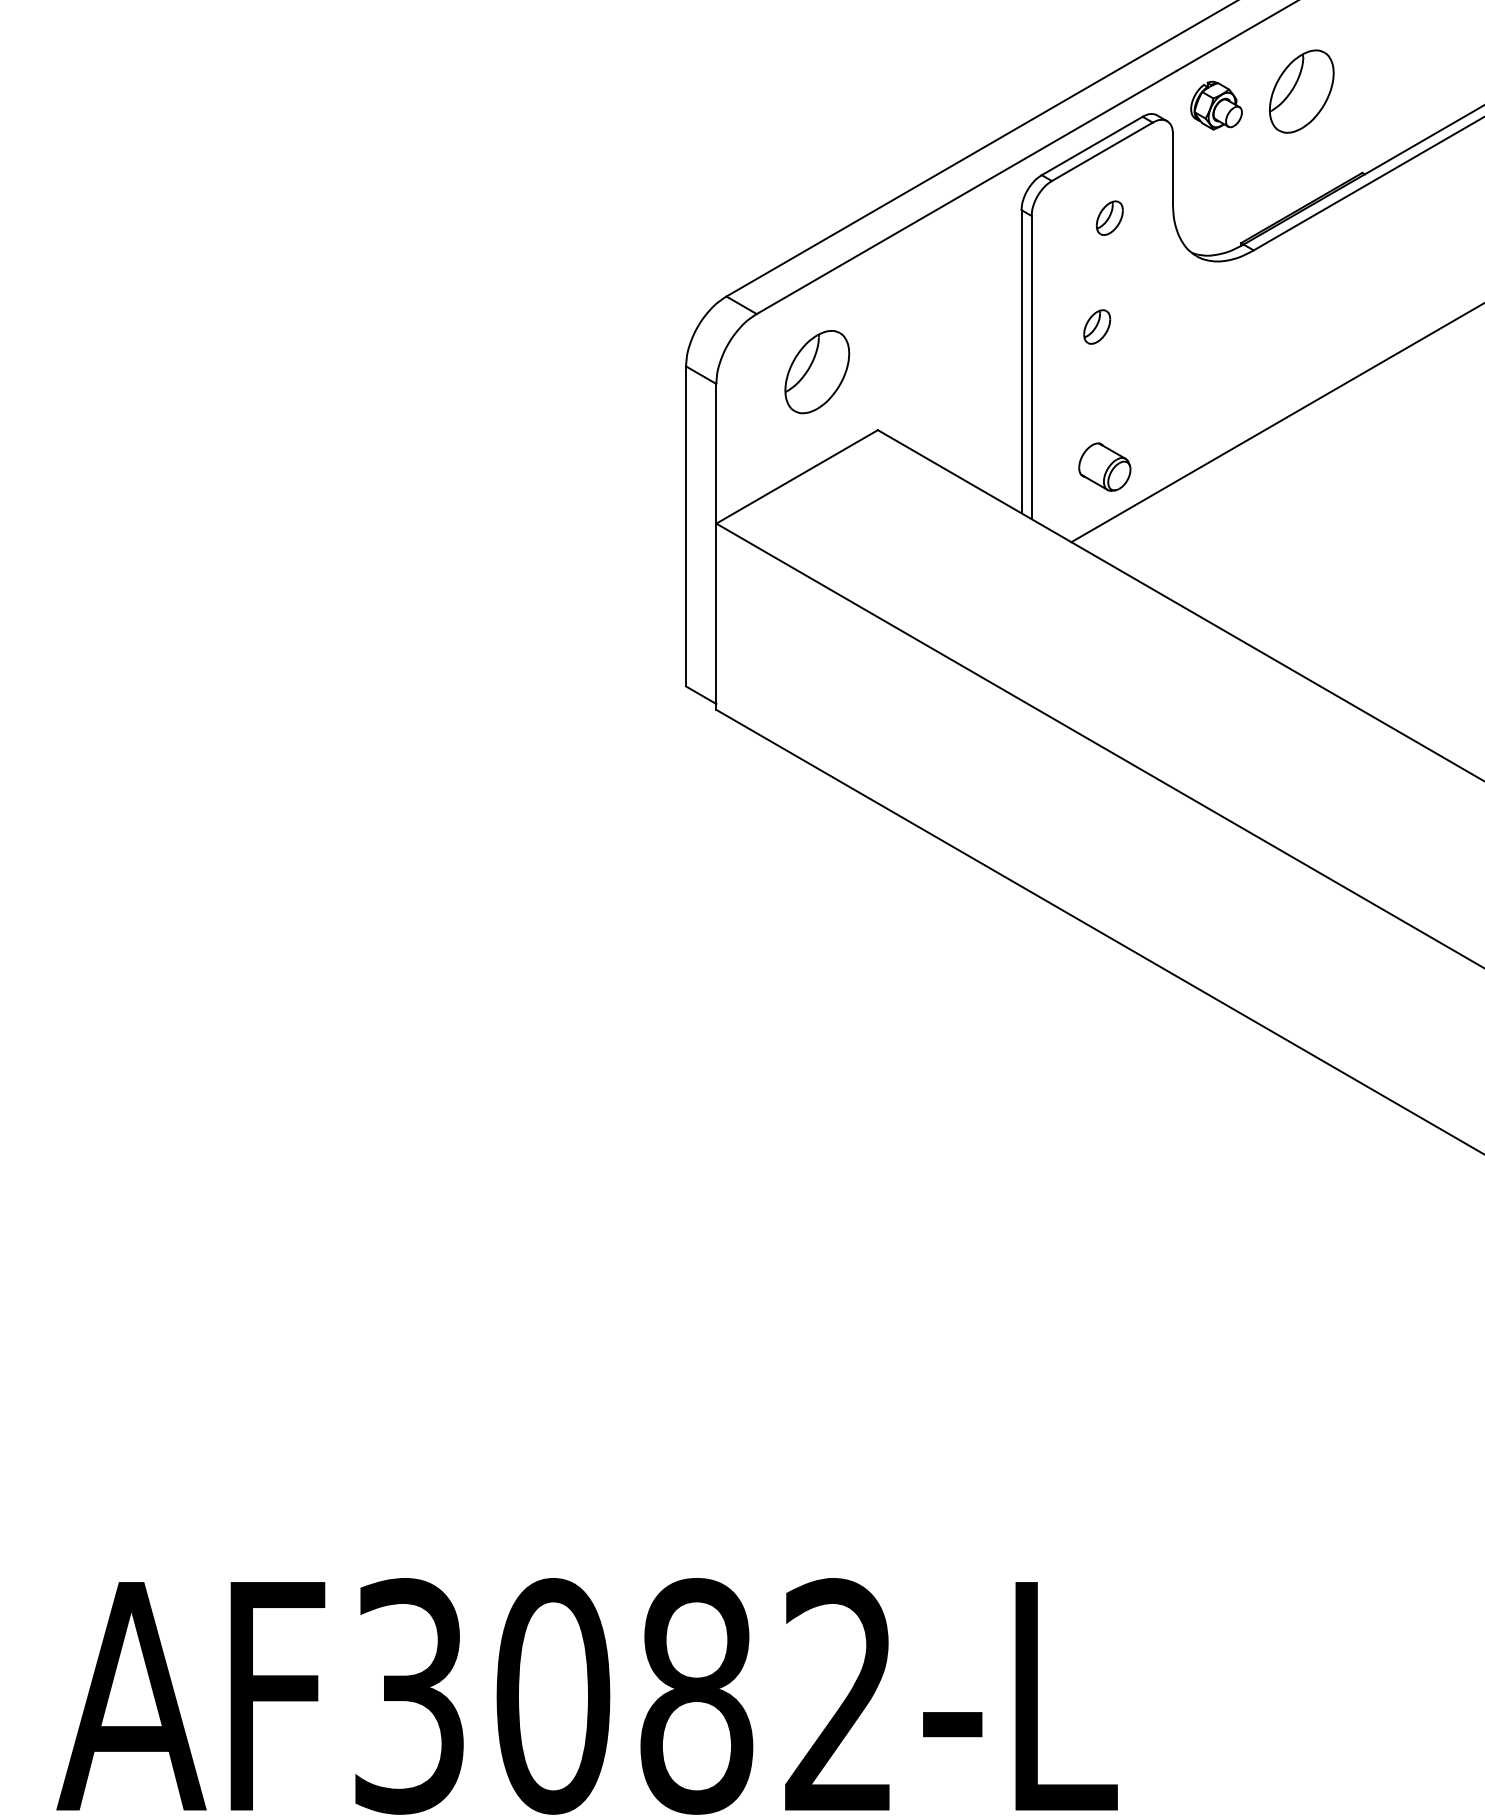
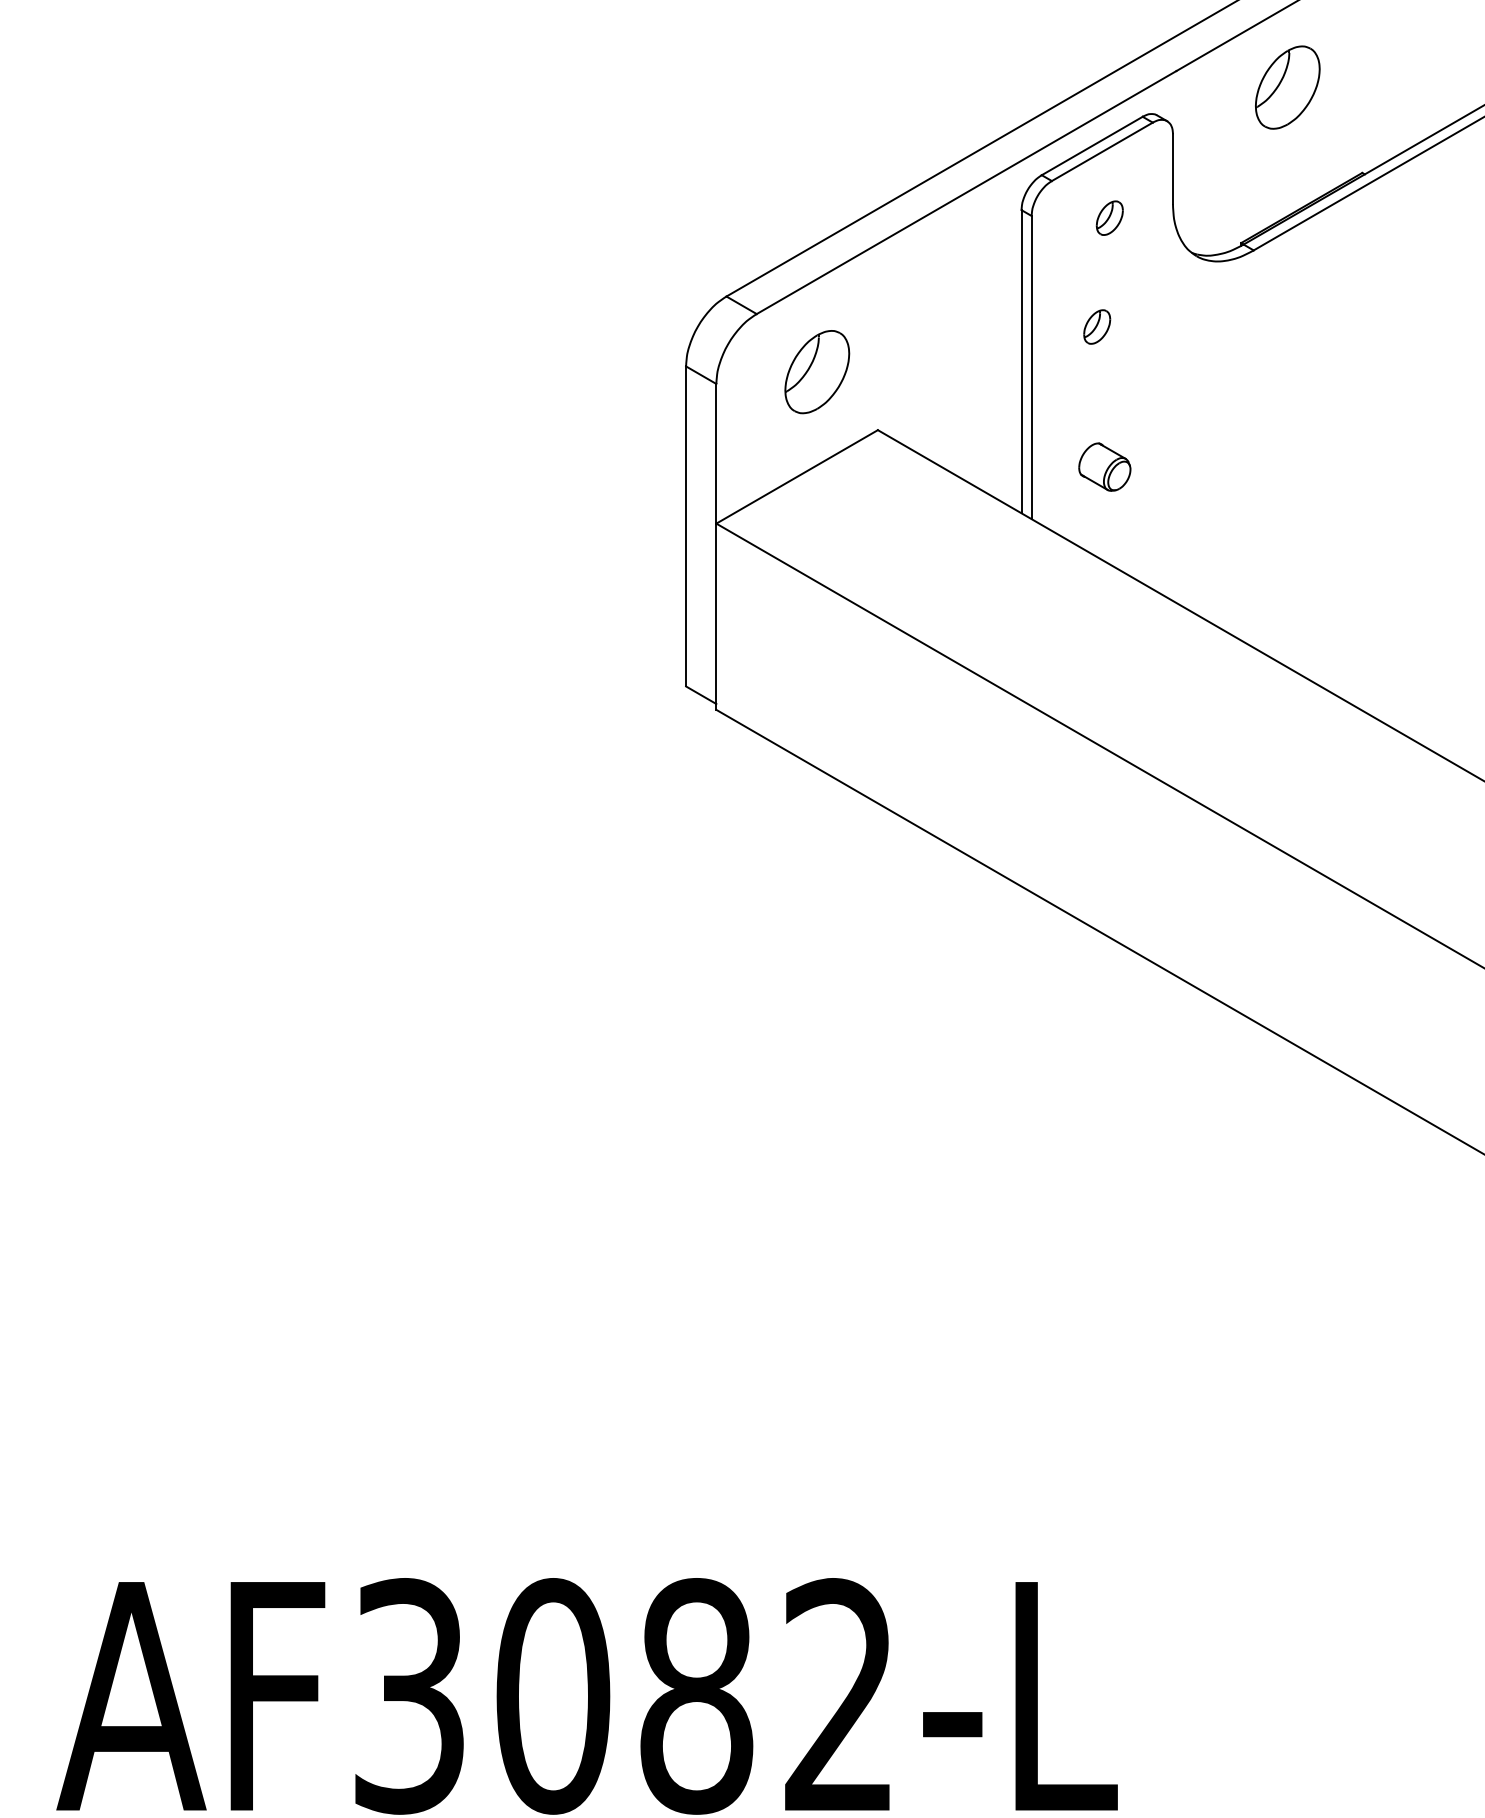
part position: (1301, 91) -> (1287, 87) (1287, 87)
part: present -> none (1216, 105)
line: present -> none (1276, 423)
